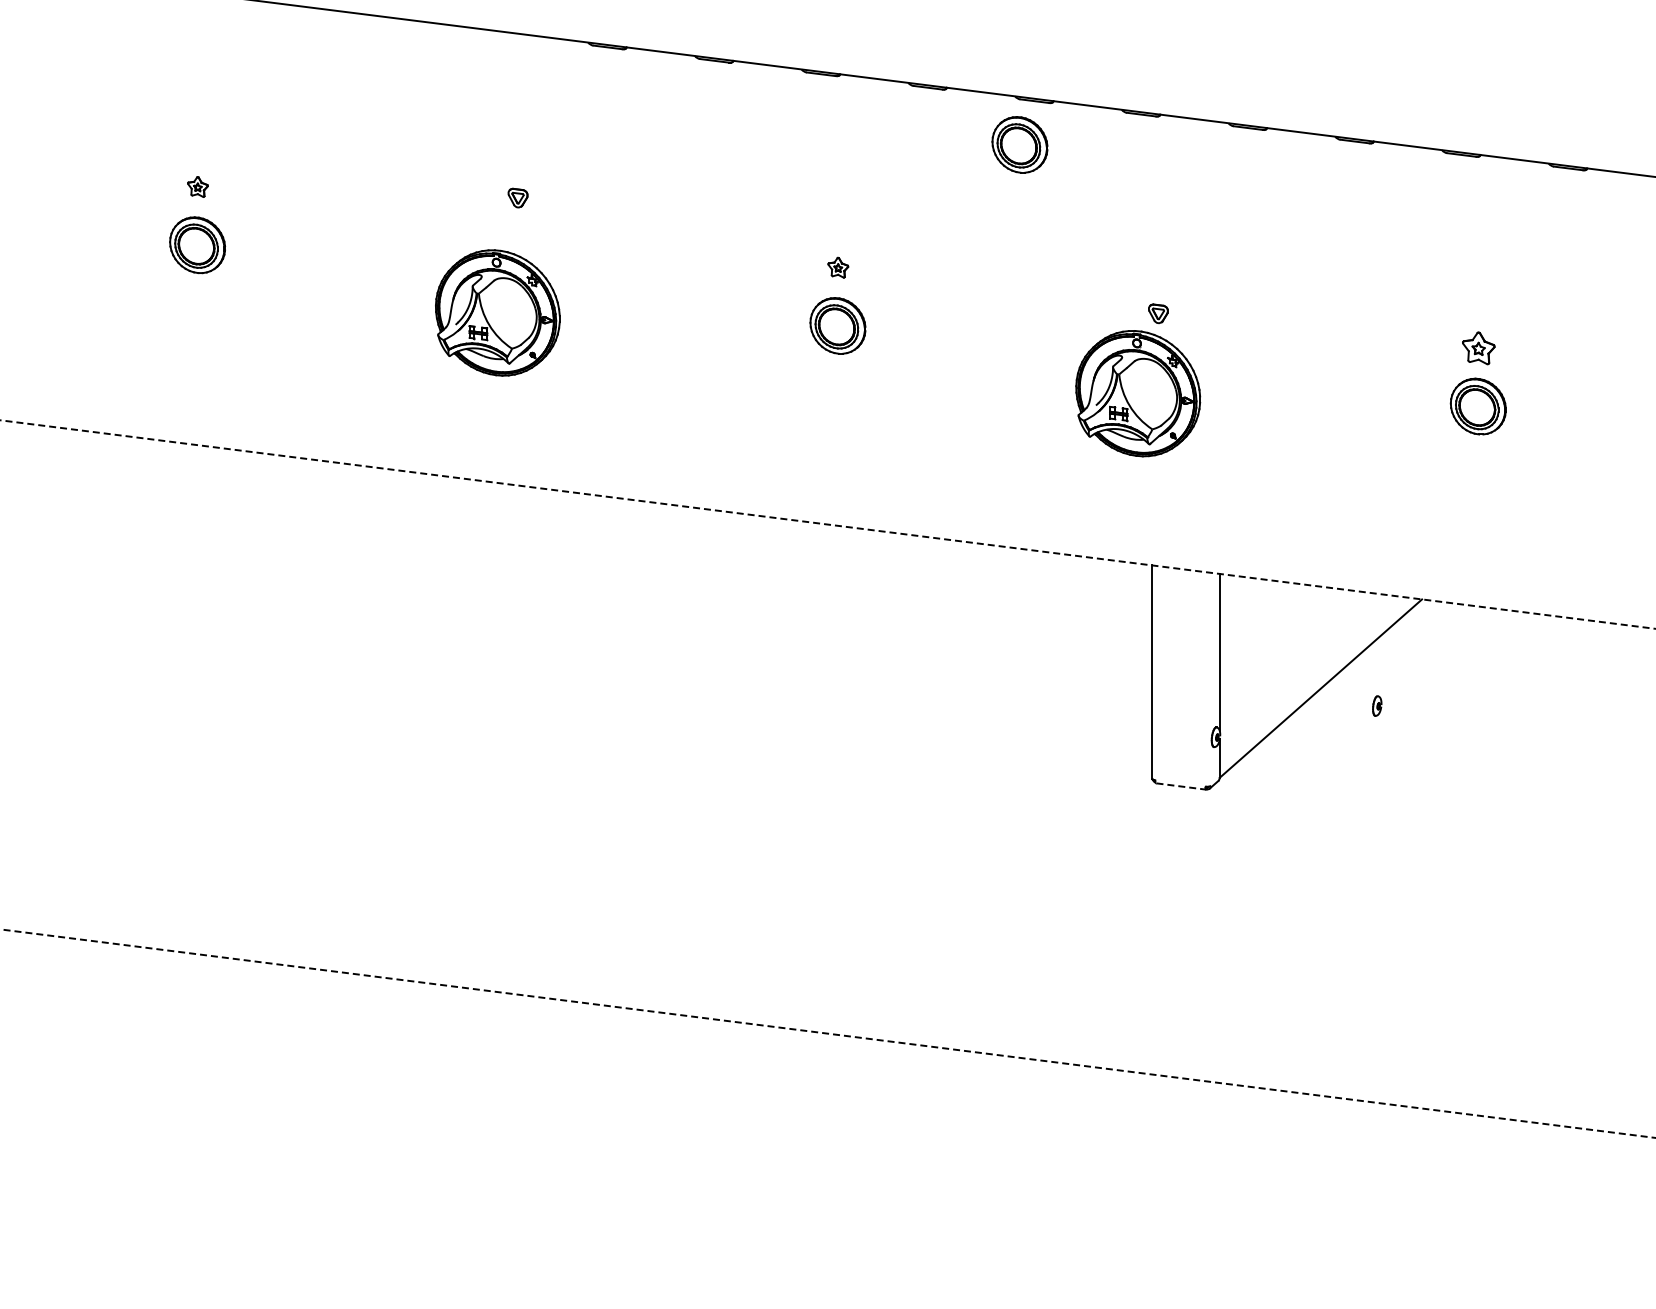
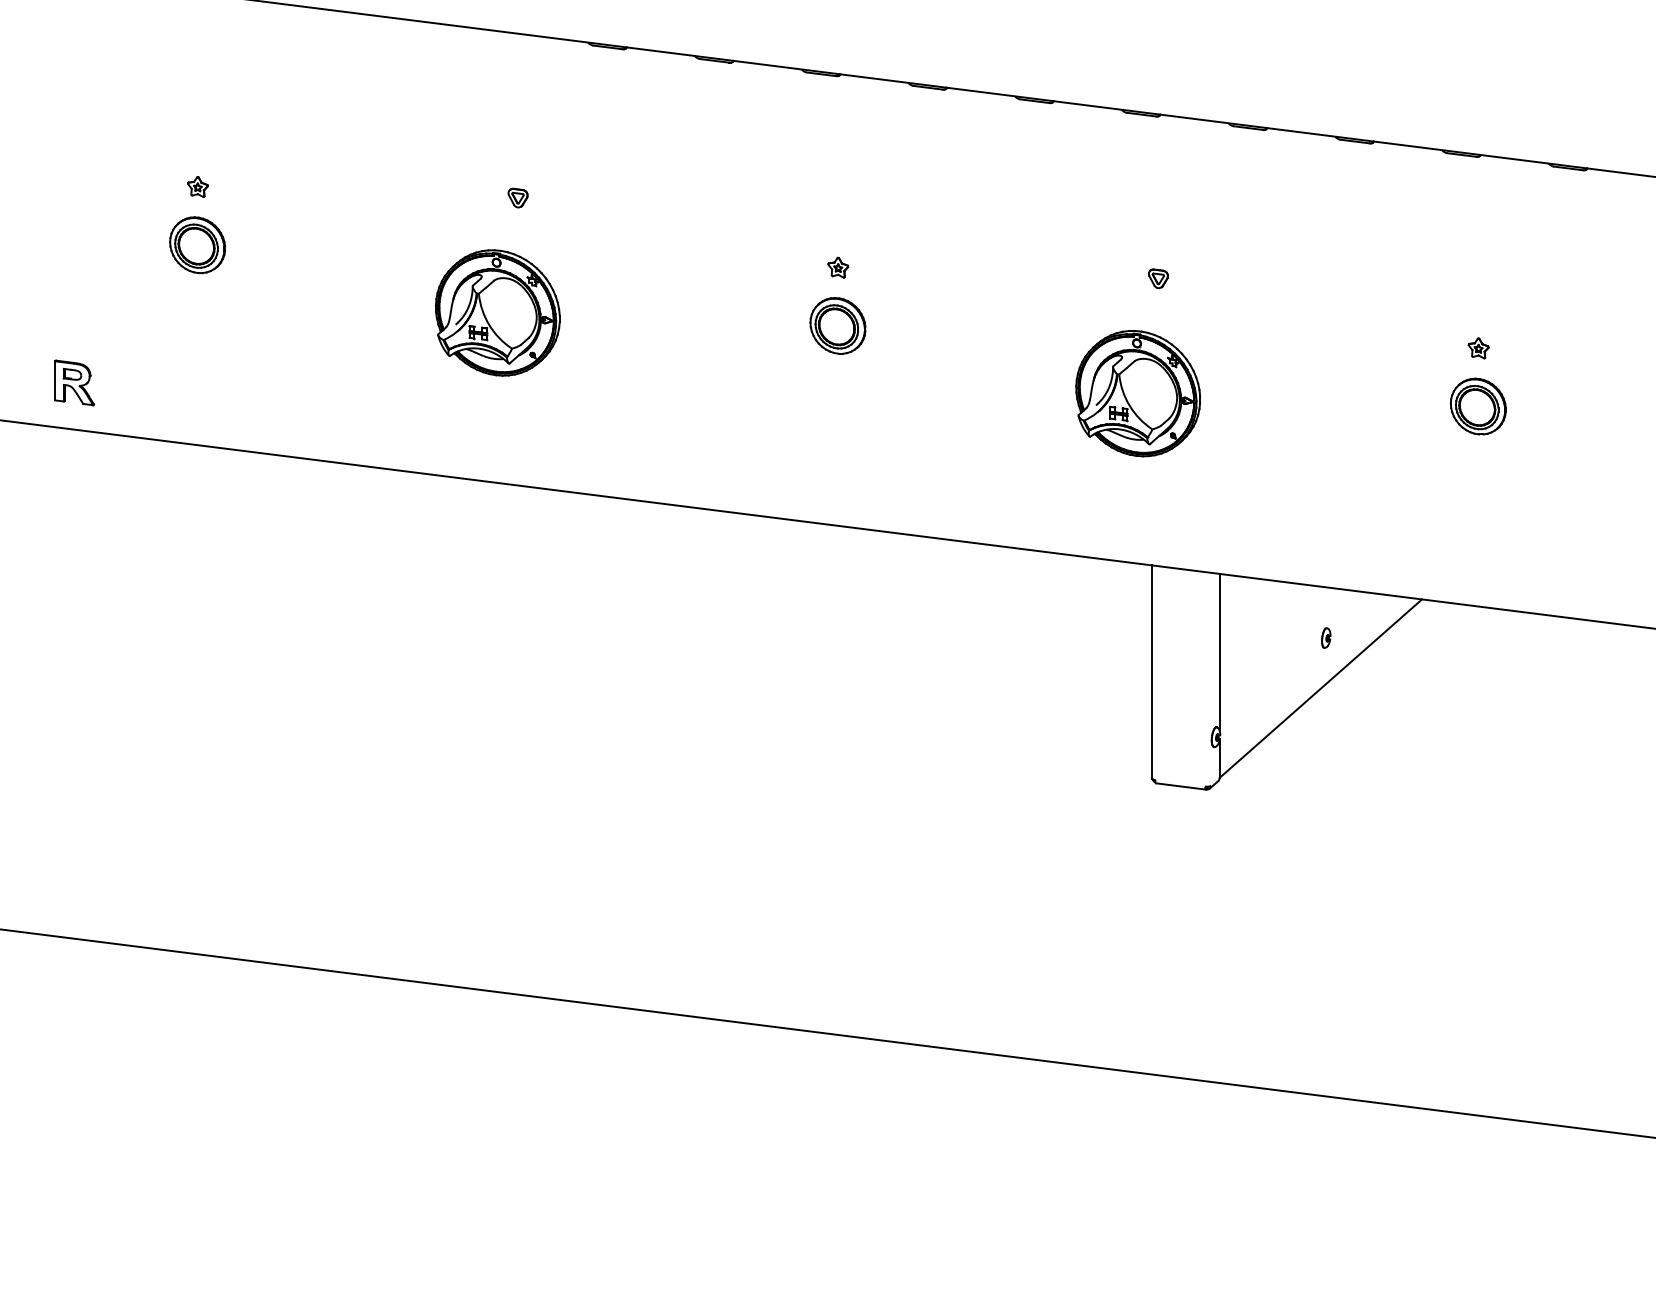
part: present -> none (1019, 144)
part position: (1158, 313) -> (1158, 278) (1158, 278)
part size: 34x35 px -> 23x23 px (1478, 348)
part: none -> present (74, 382)
line: dashed -> solid (827, 524)
part position: (1377, 705) -> (1326, 637) (1326, 637)
line: dashed -> solid (1181, 786)
line: dashed -> solid (828, 1033)
